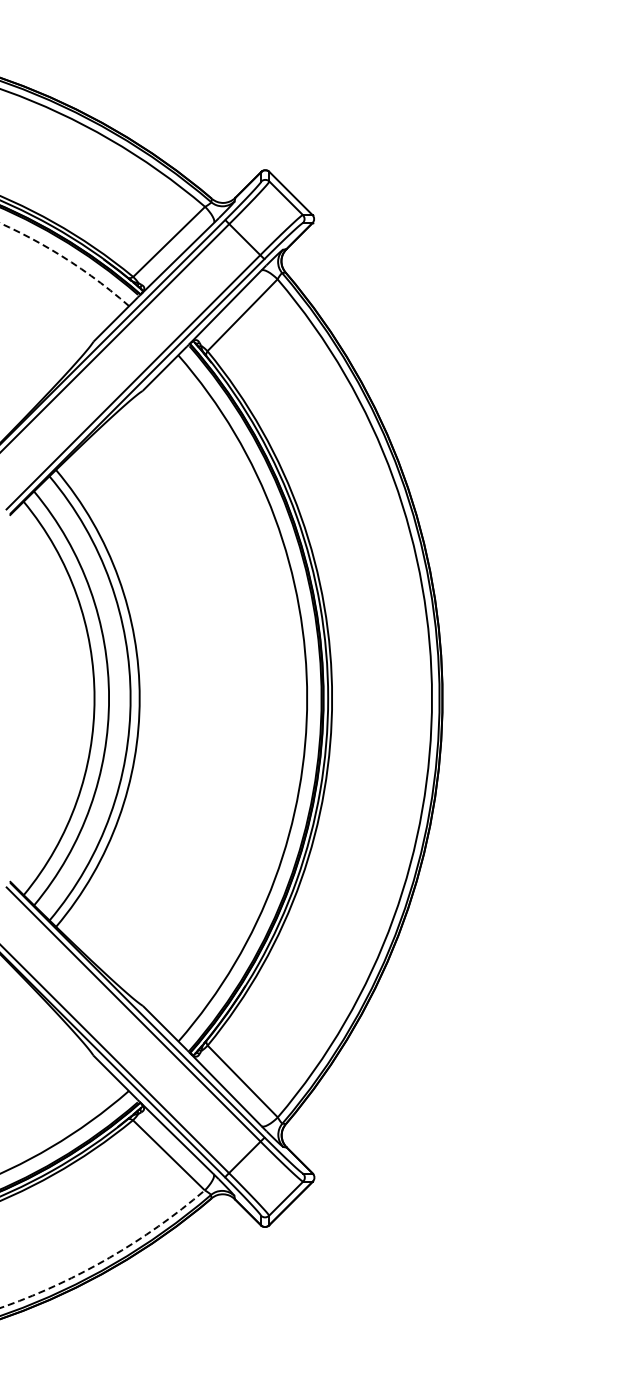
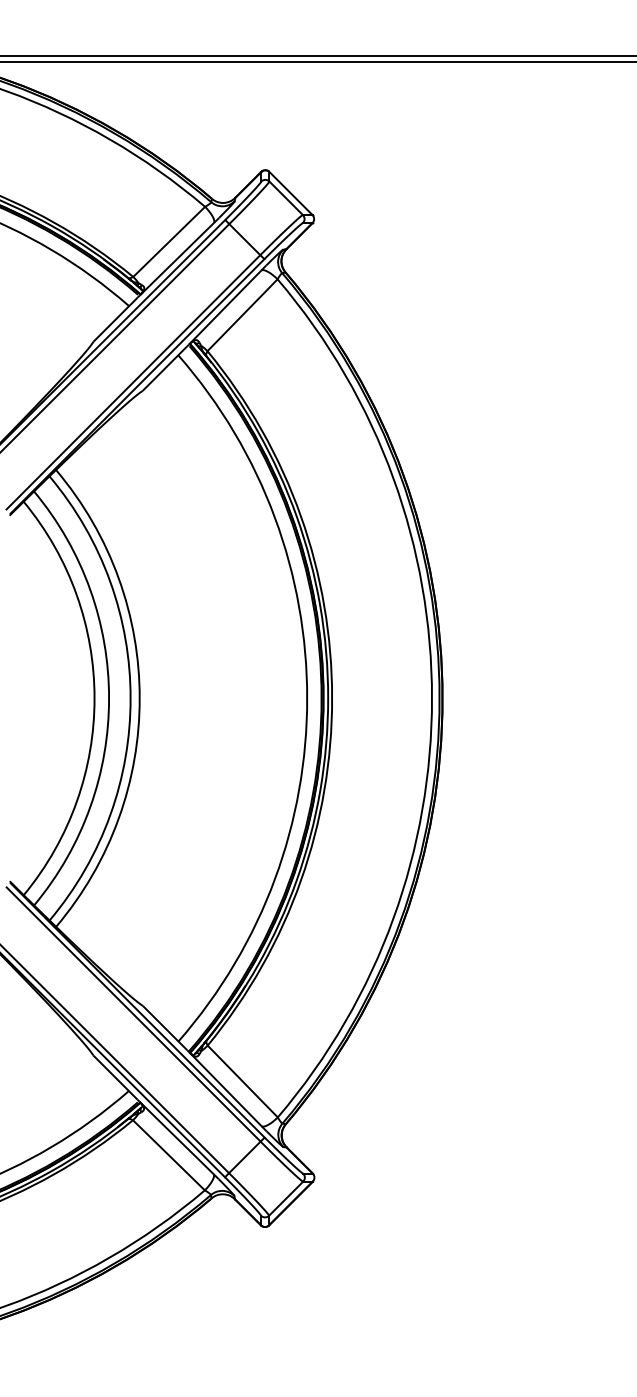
line: none -> present (317, 56)
line: none -> present (317, 62)
arc: dashed -> solid (68, 260)
arc: dashed -> solid (108, 1258)
